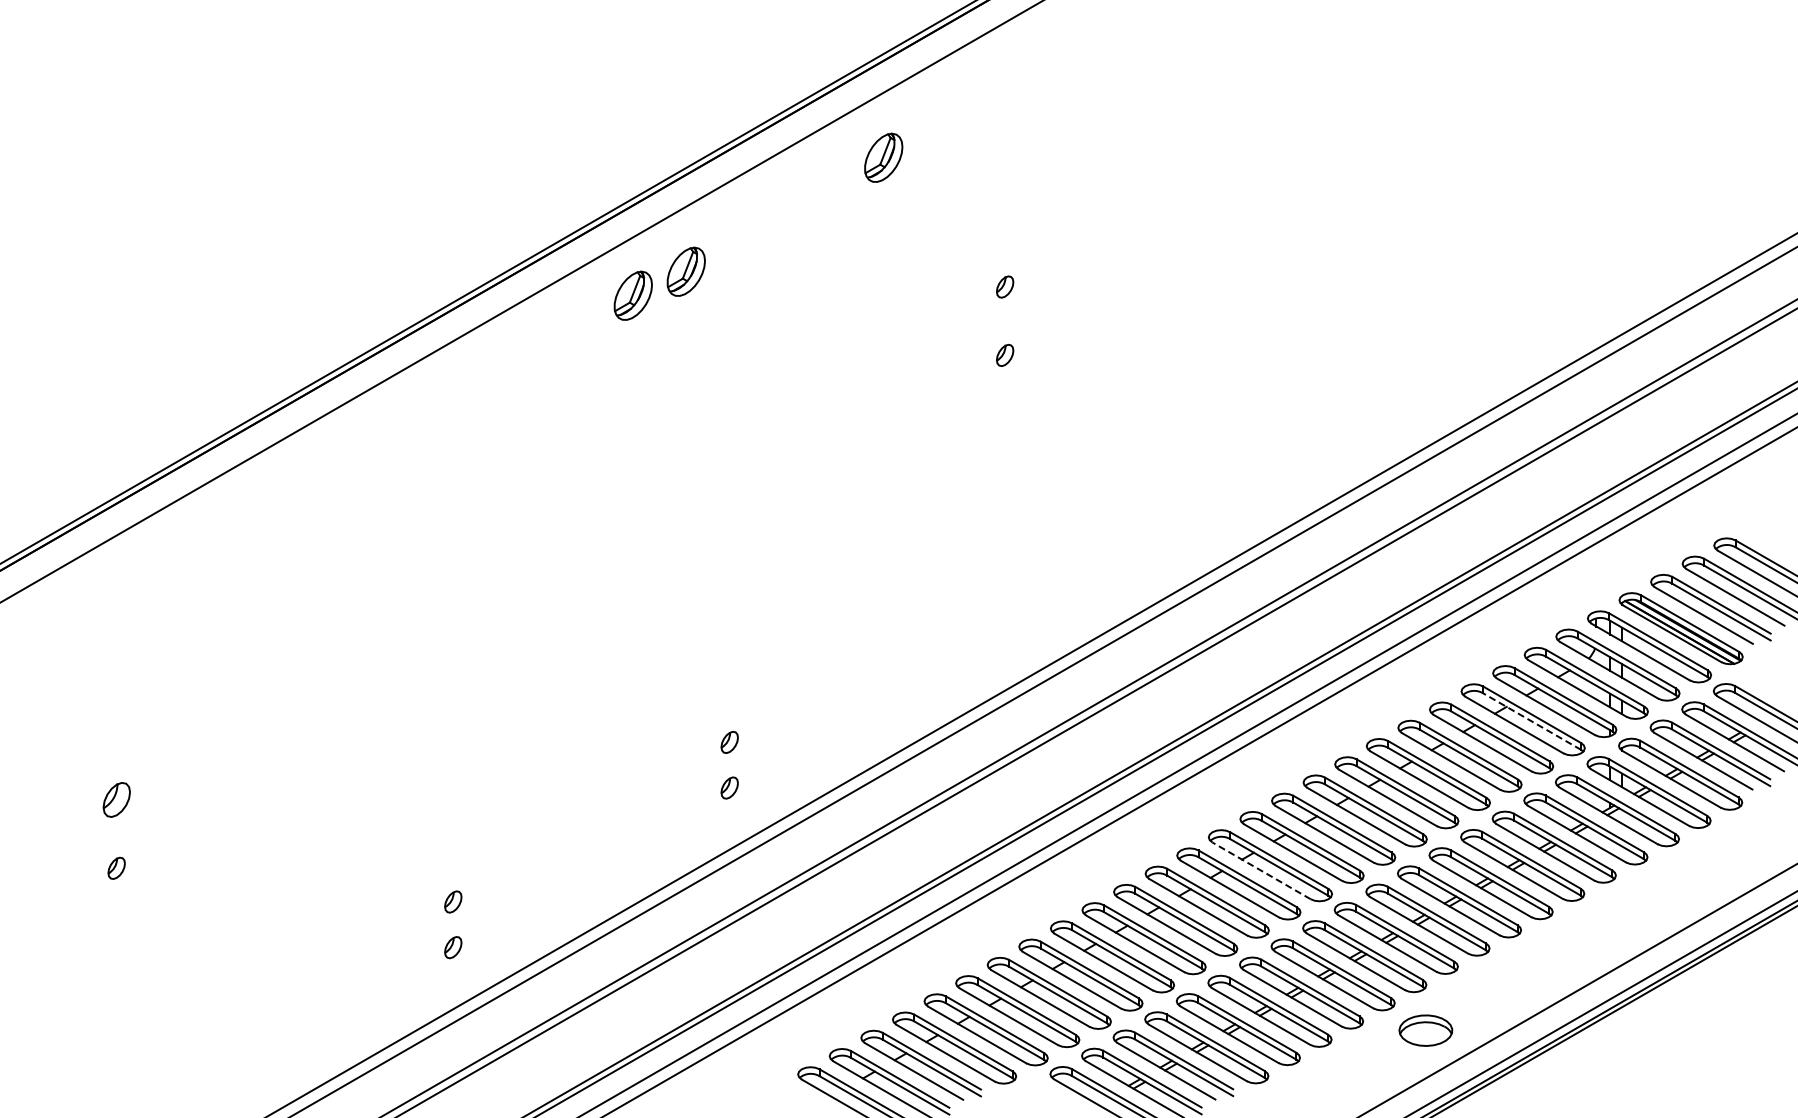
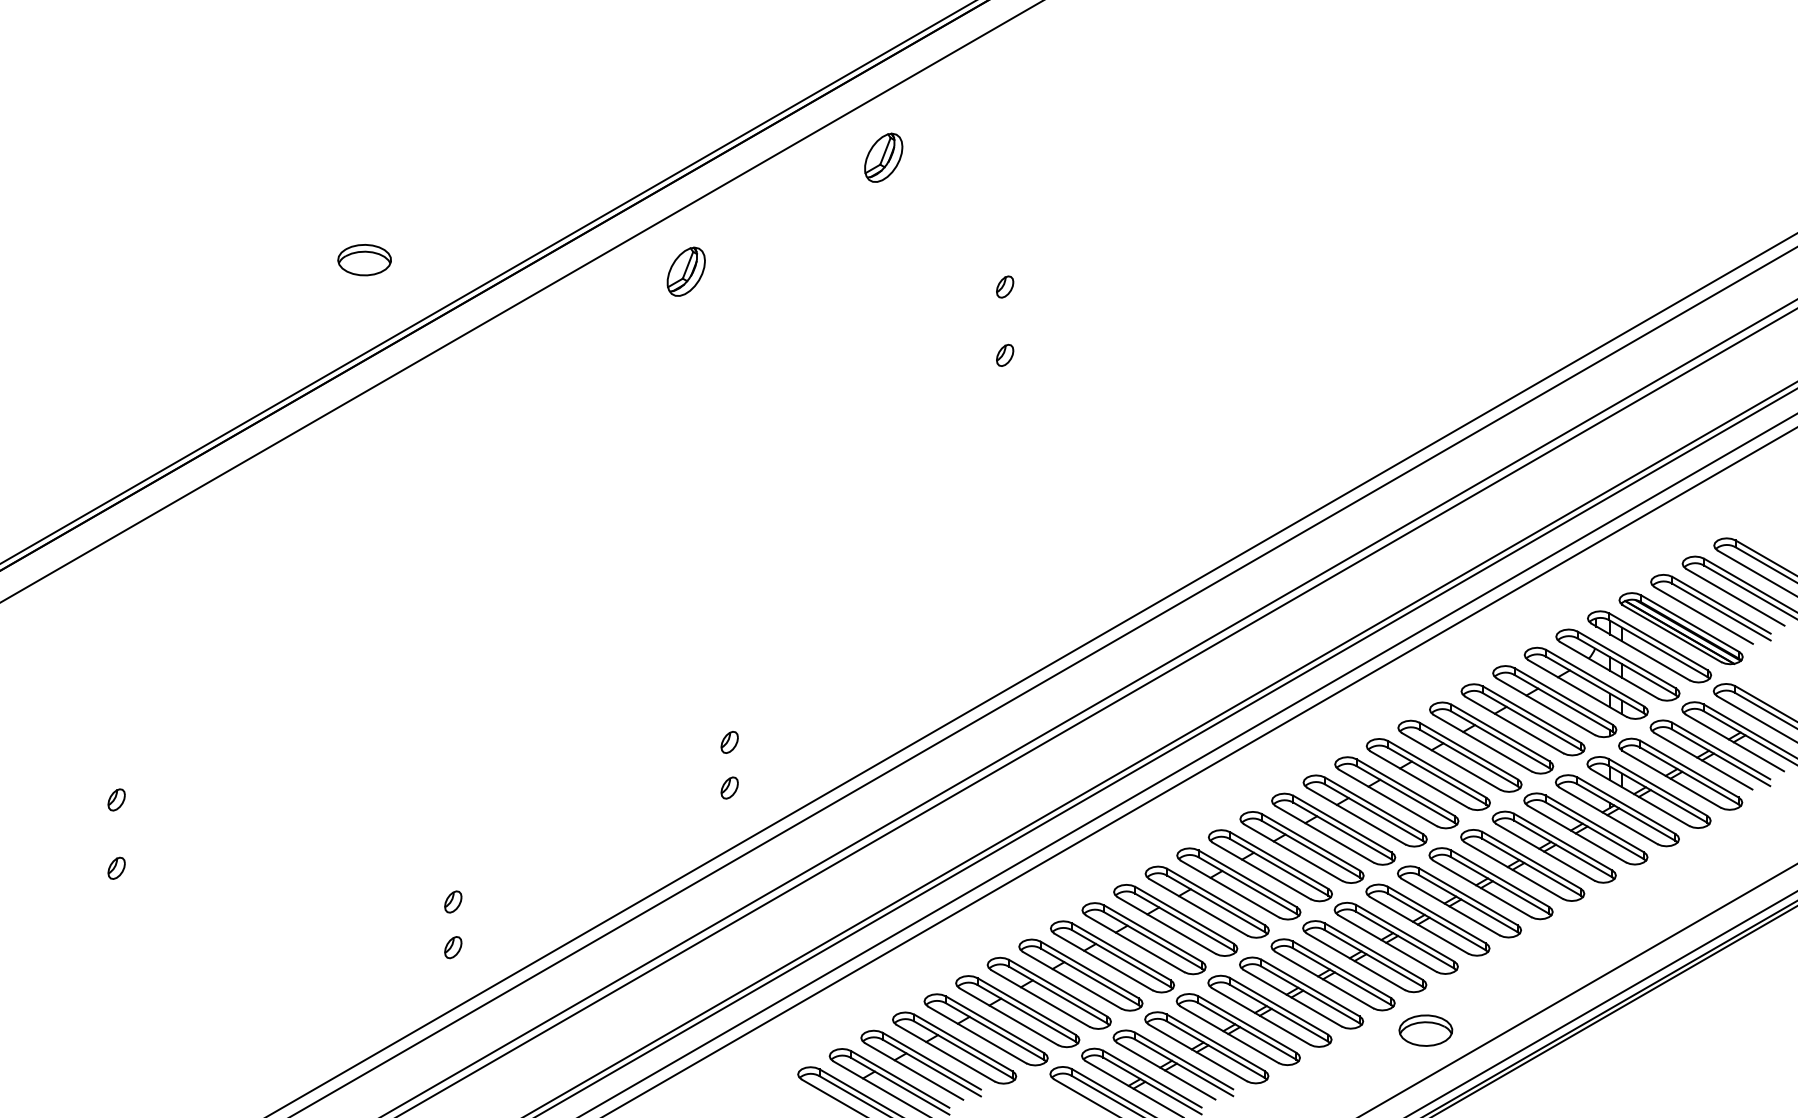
part: none -> present (364, 260)
part: present -> none (632, 295)
line: dashed -> solid (1532, 721)
part size: 29x36 px -> 19x24 px (116, 799)
line: dashed -> solid (1261, 870)
